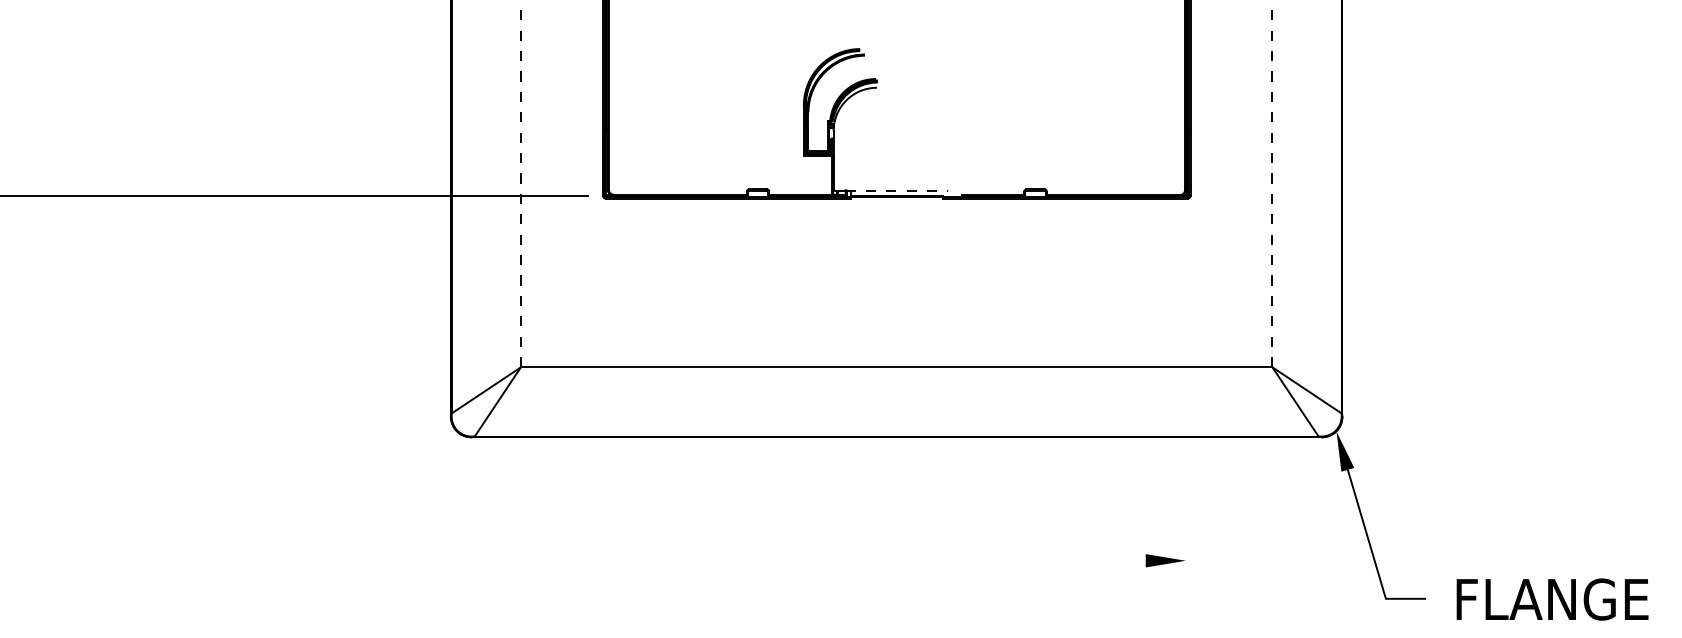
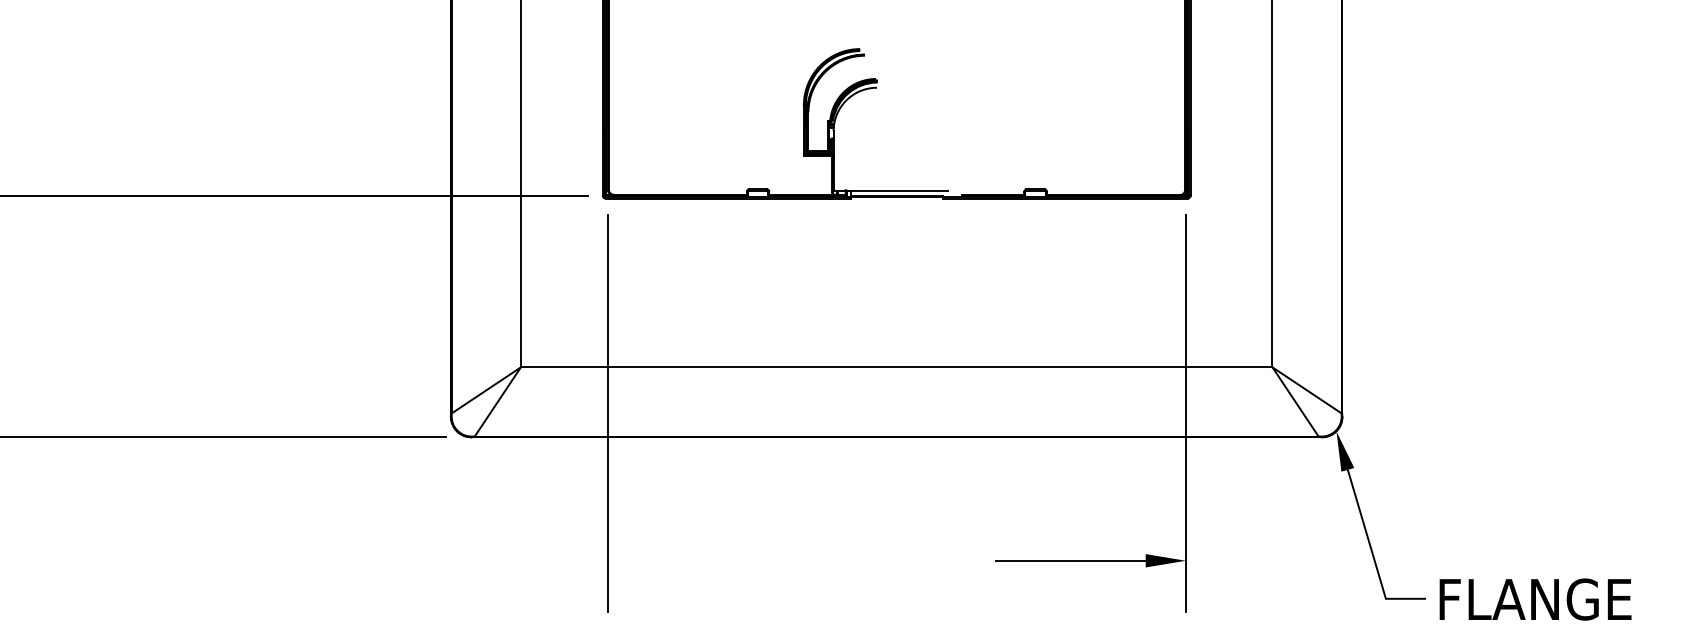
line: dashed -> solid (520, 183)
line: dashed -> solid (1272, 183)
line: dashed -> solid (896, 190)
line: none -> present (607, 413)
line: none -> present (1185, 413)
line: none -> present (223, 437)
line: none -> present (1070, 560)
text position: (1552, 599) -> (1535, 599) (1535, 599)
